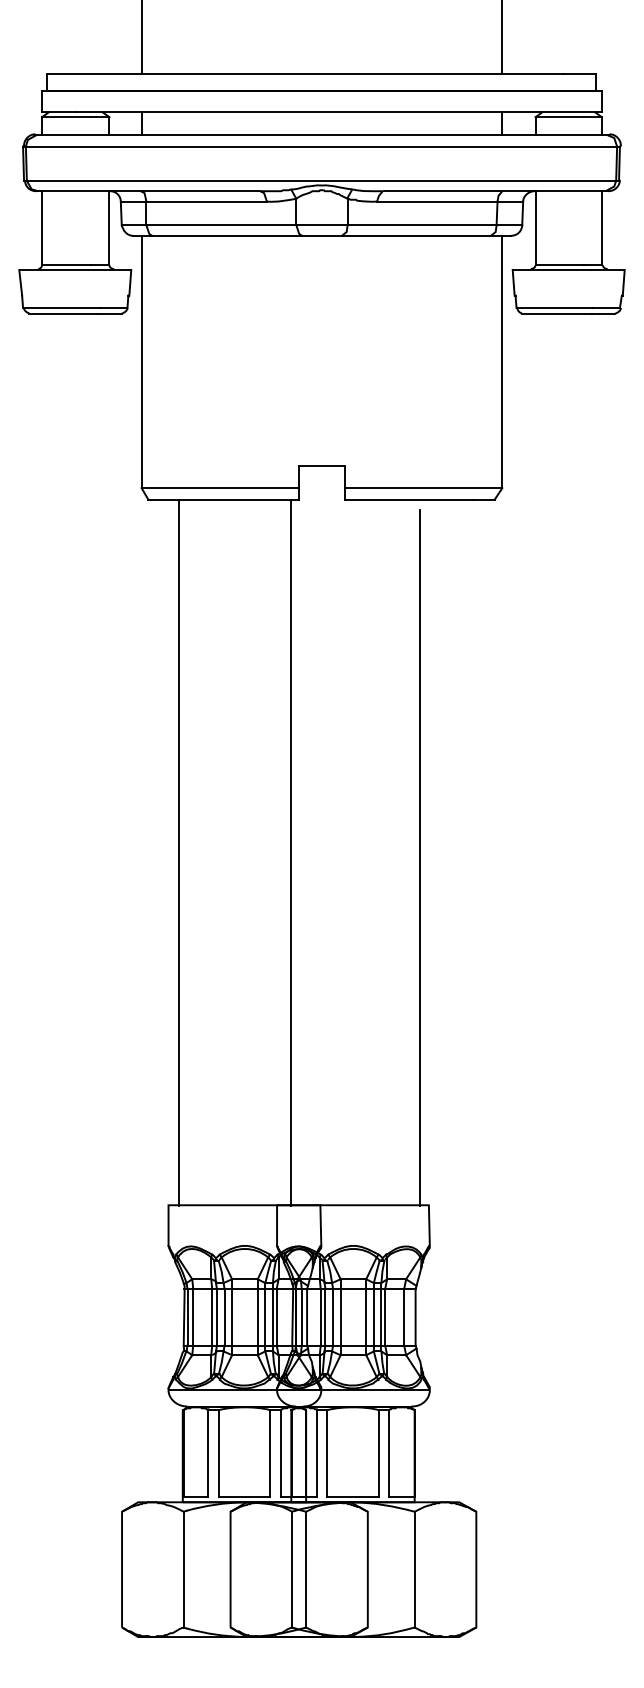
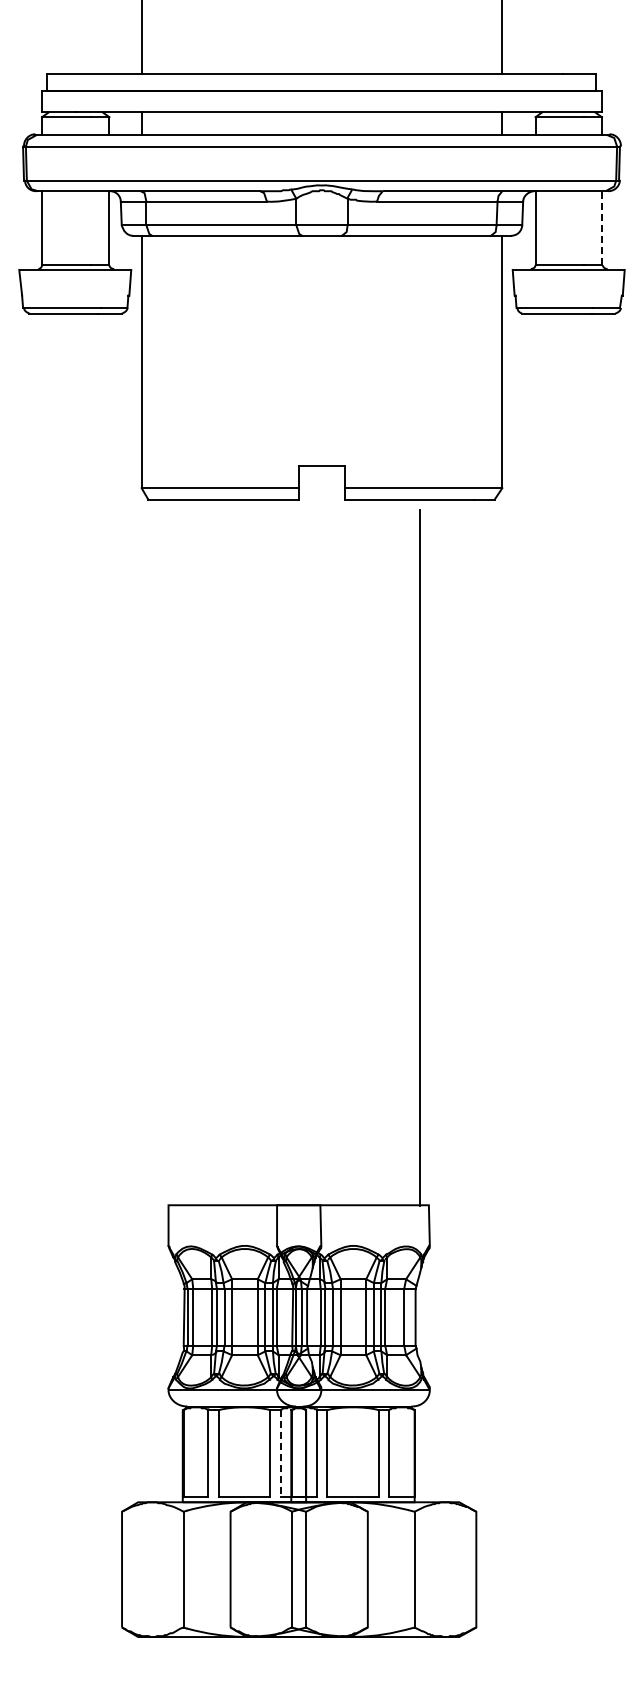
line: solid -> dashed (601, 227)
line: present -> none (178, 852)
line: present -> none (290, 852)
line: solid -> dashed (280, 1453)
